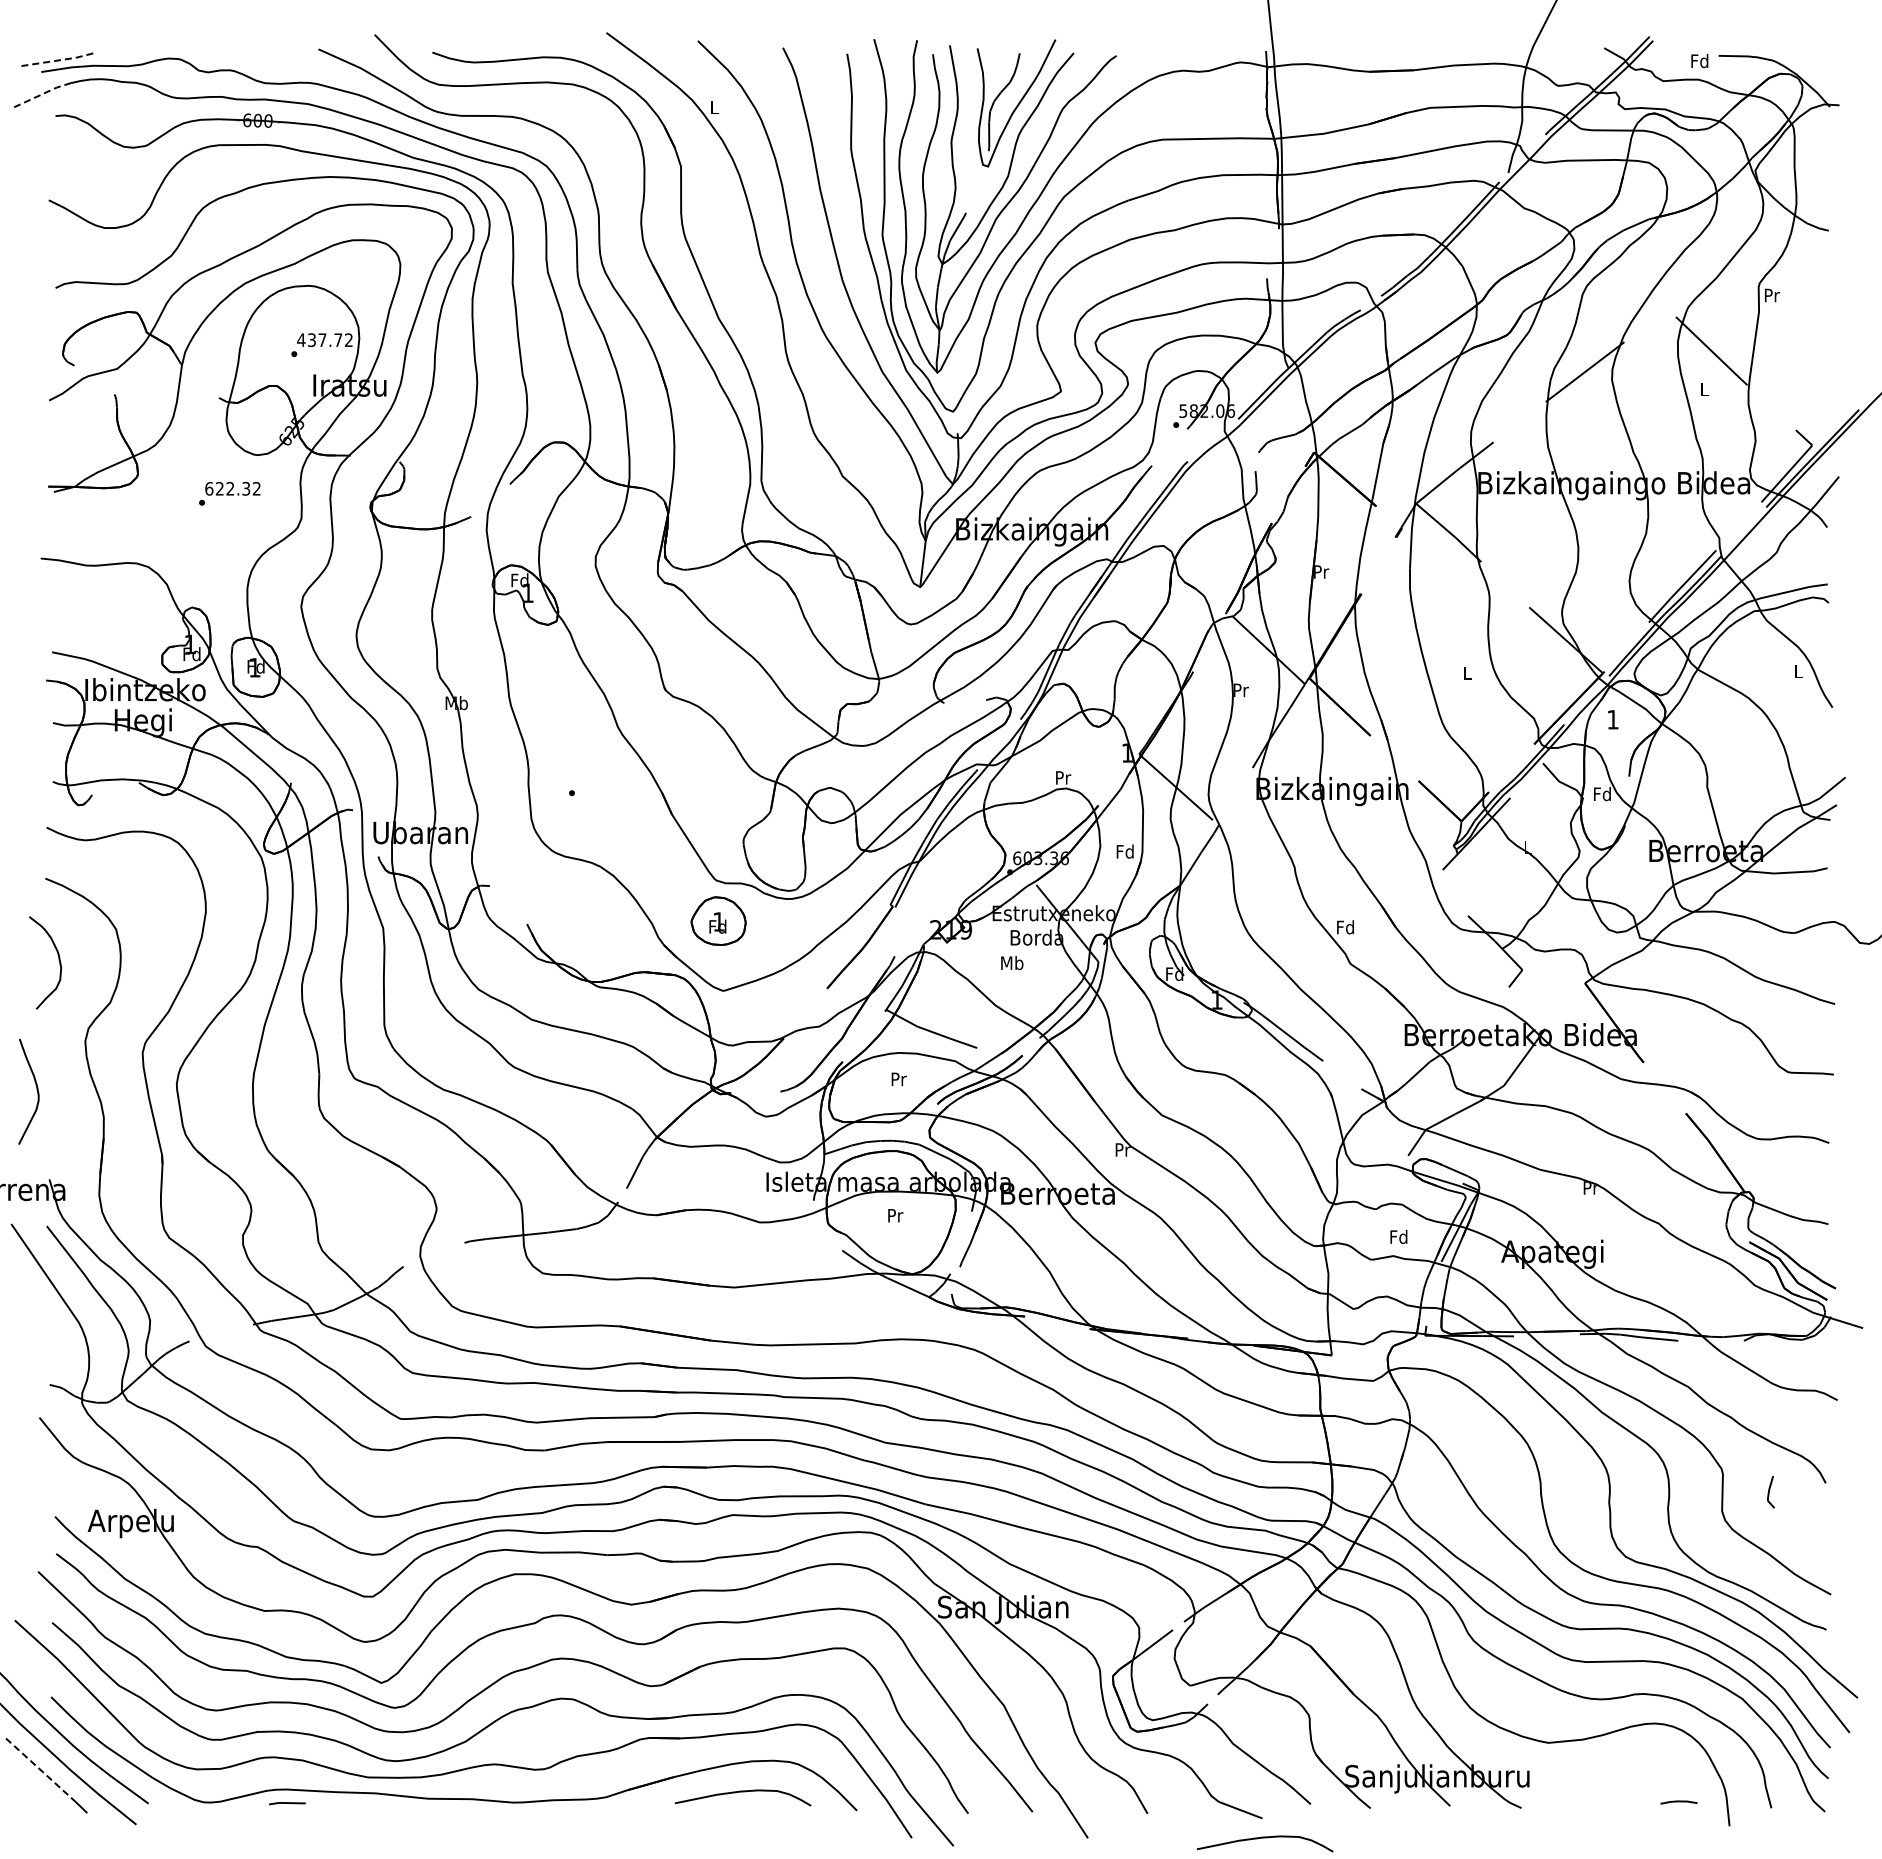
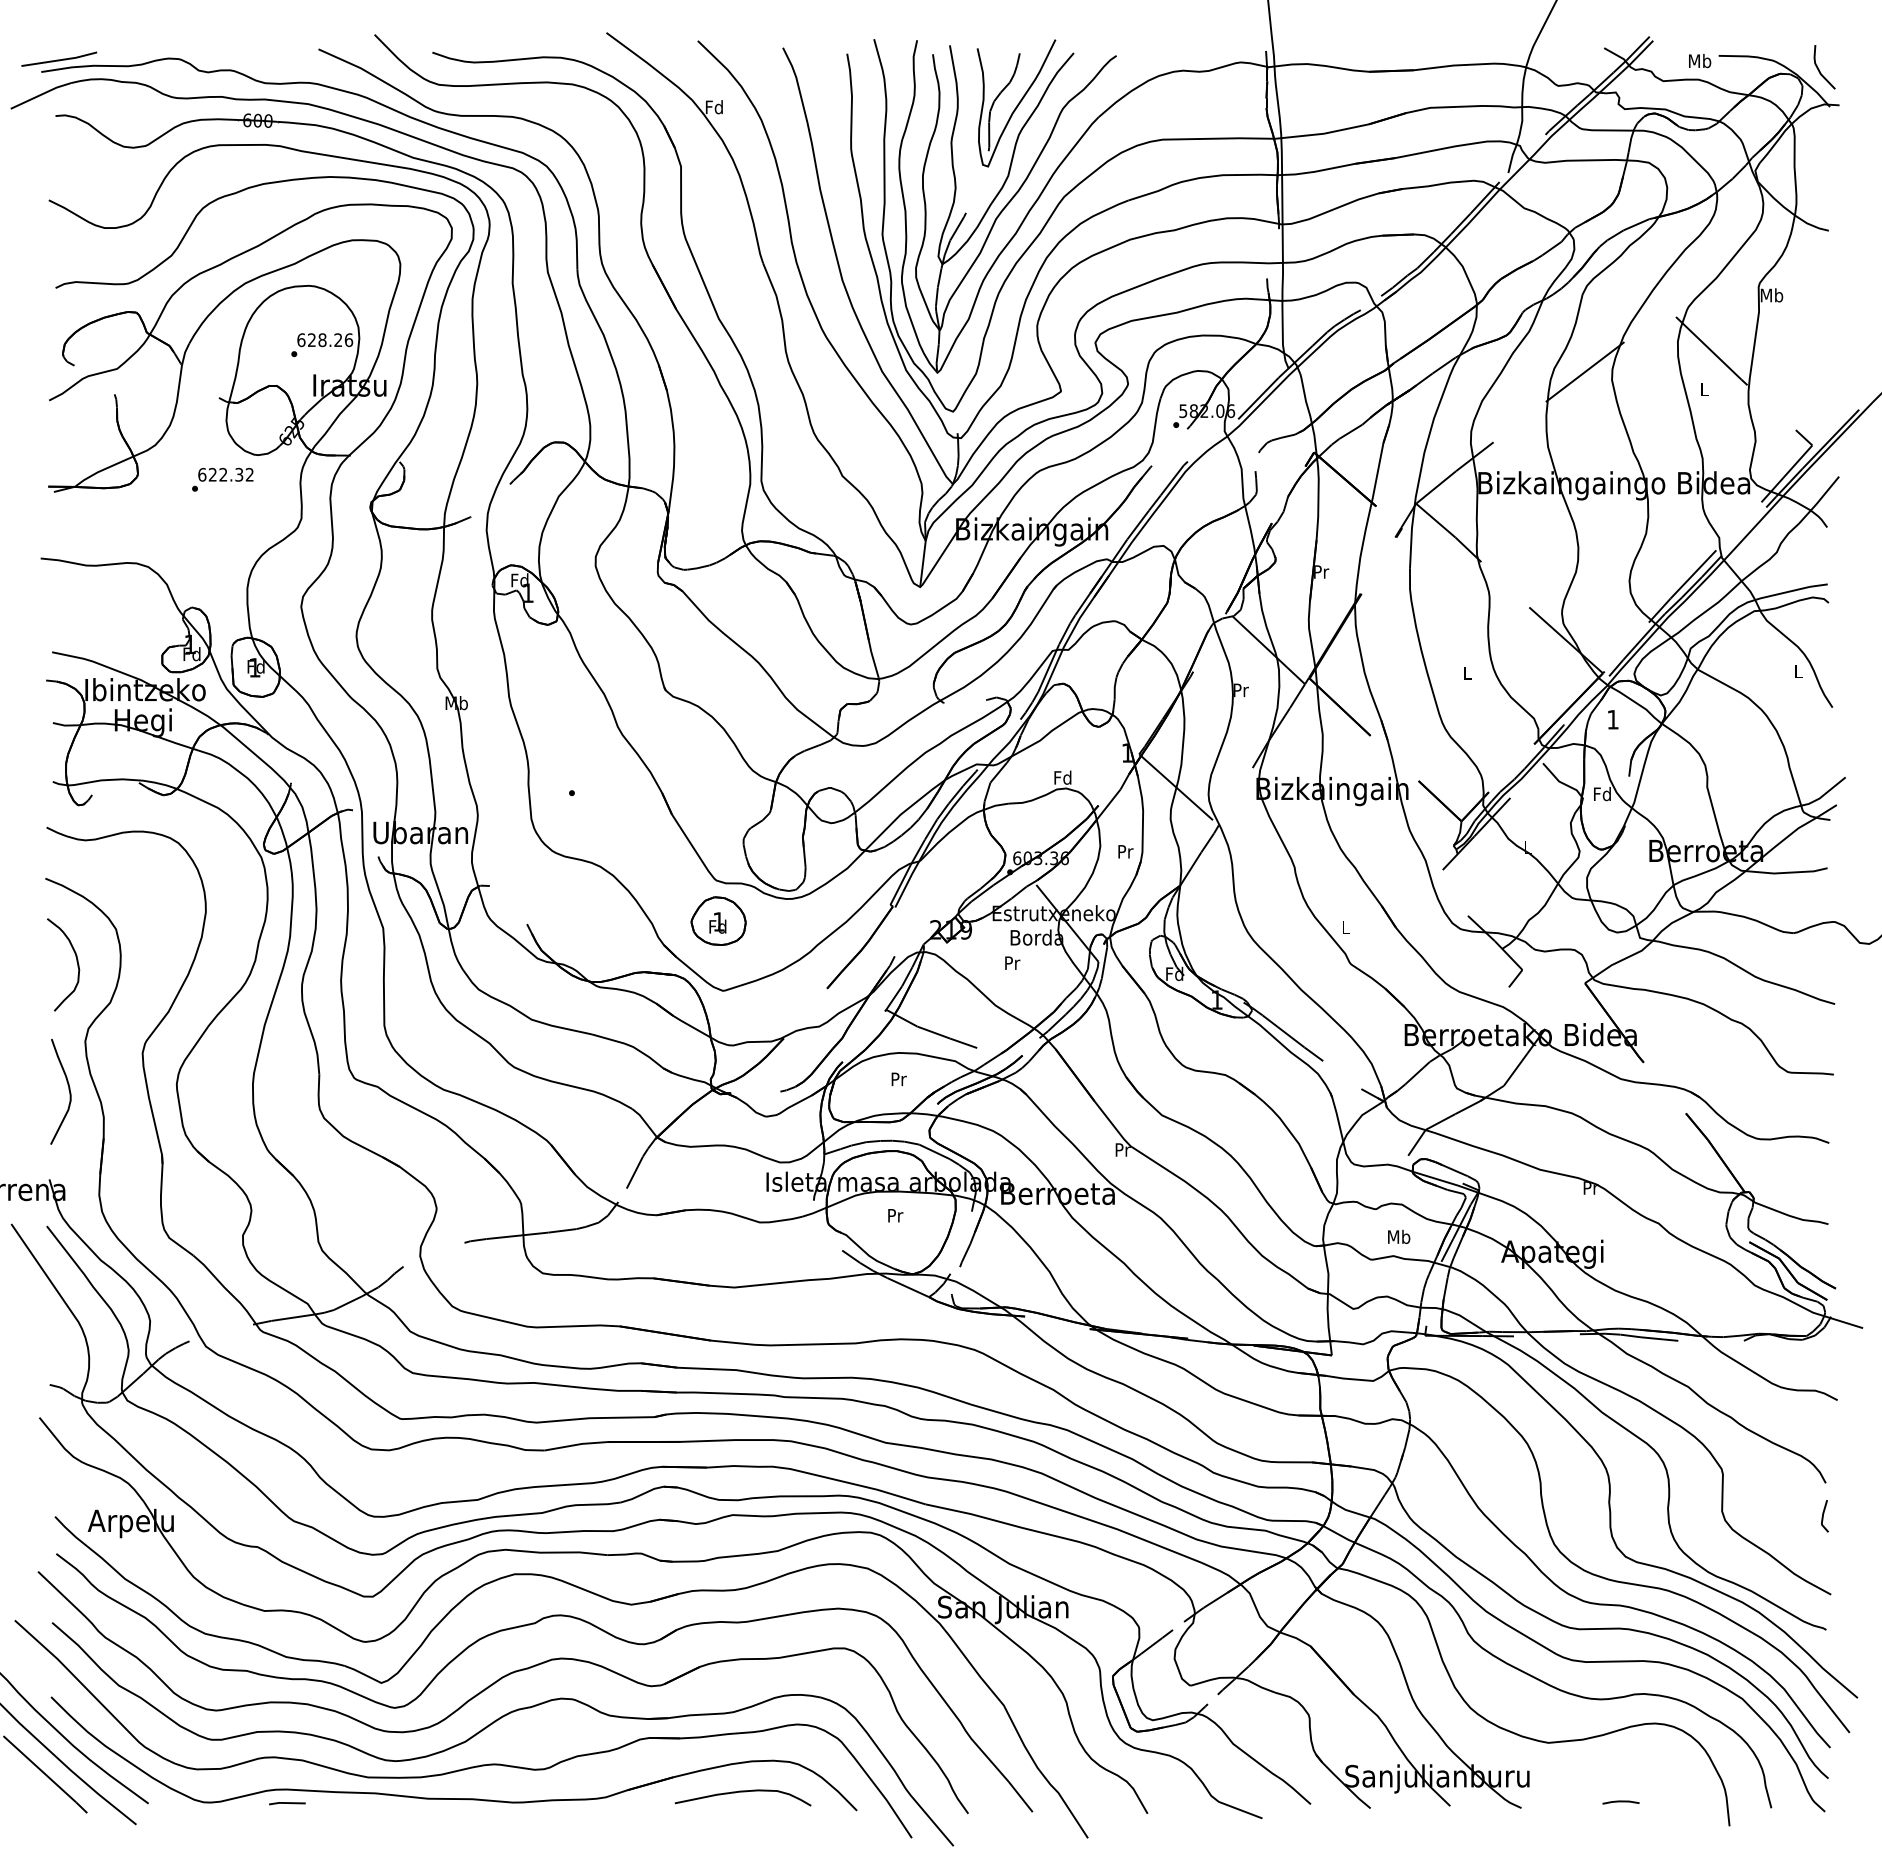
line: dashed -> solid (60, 60)
text: Fd -> Mb (1700, 60)
line: none -> present (1819, 69)
line: dashed -> solid (41, 94)
text: L -> Fd (714, 107)
text: Pr -> Mb (1771, 295)
text: 437.72 -> 628.26 (325, 340)
text position: (229, 493) -> (222, 479) (222, 479)
text: Pr -> Fd (1062, 777)
text: Fd -> Pr (1124, 851)
text: Fd -> L (1345, 927)
curve position: (58, 960) -> (76, 962) (76, 962)
text: Mb -> Pr (1012, 963)
curve position: (36, 1090) -> (68, 1090) (68, 1090)
text: Fd -> Mb (1399, 1236)
line position: (1769, 1492) -> (1823, 1516) (1823, 1516)
line: dashed -> solid (39, 1768)
line position: (1678, 1802) -> (1620, 1802) (1620, 1802)
curve: present -> none (1264, 1838)
